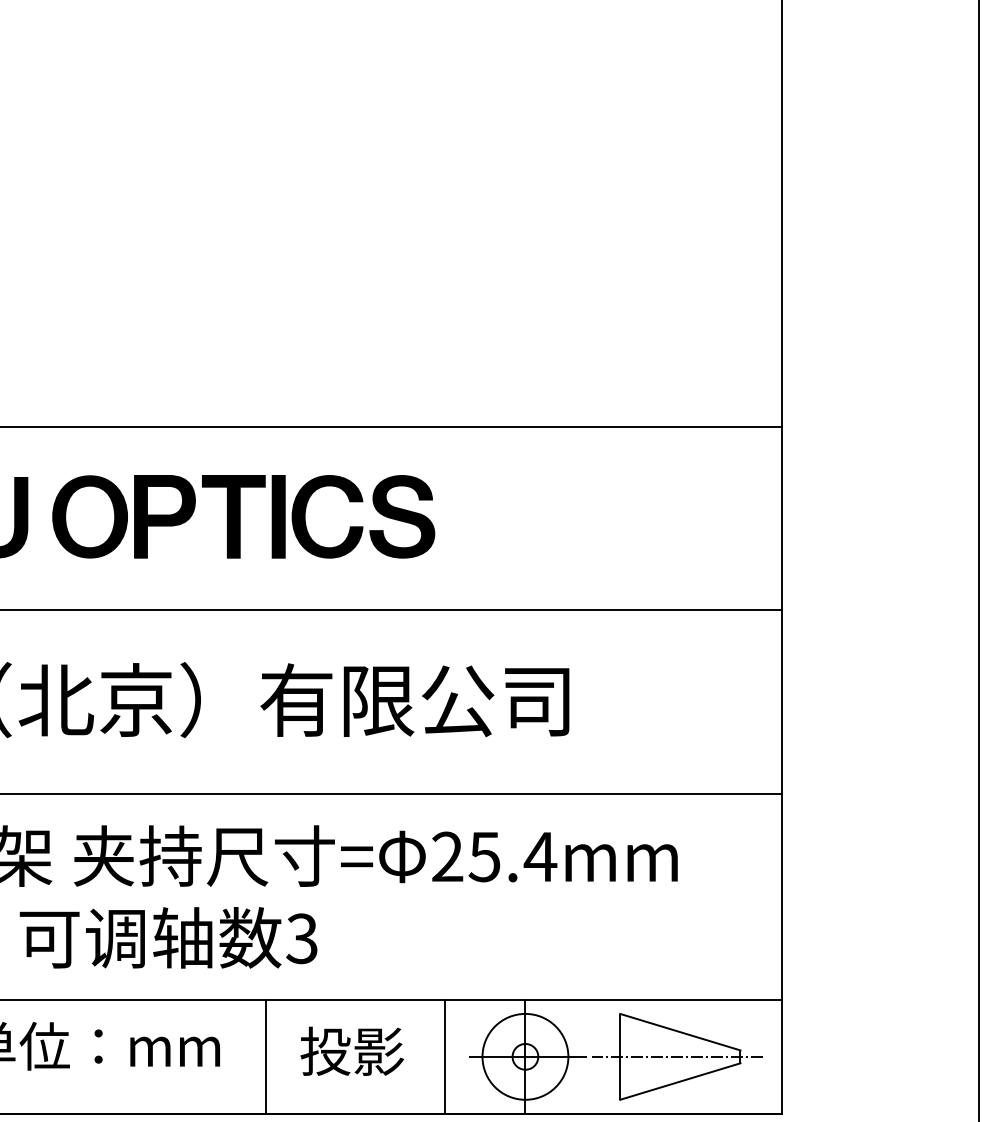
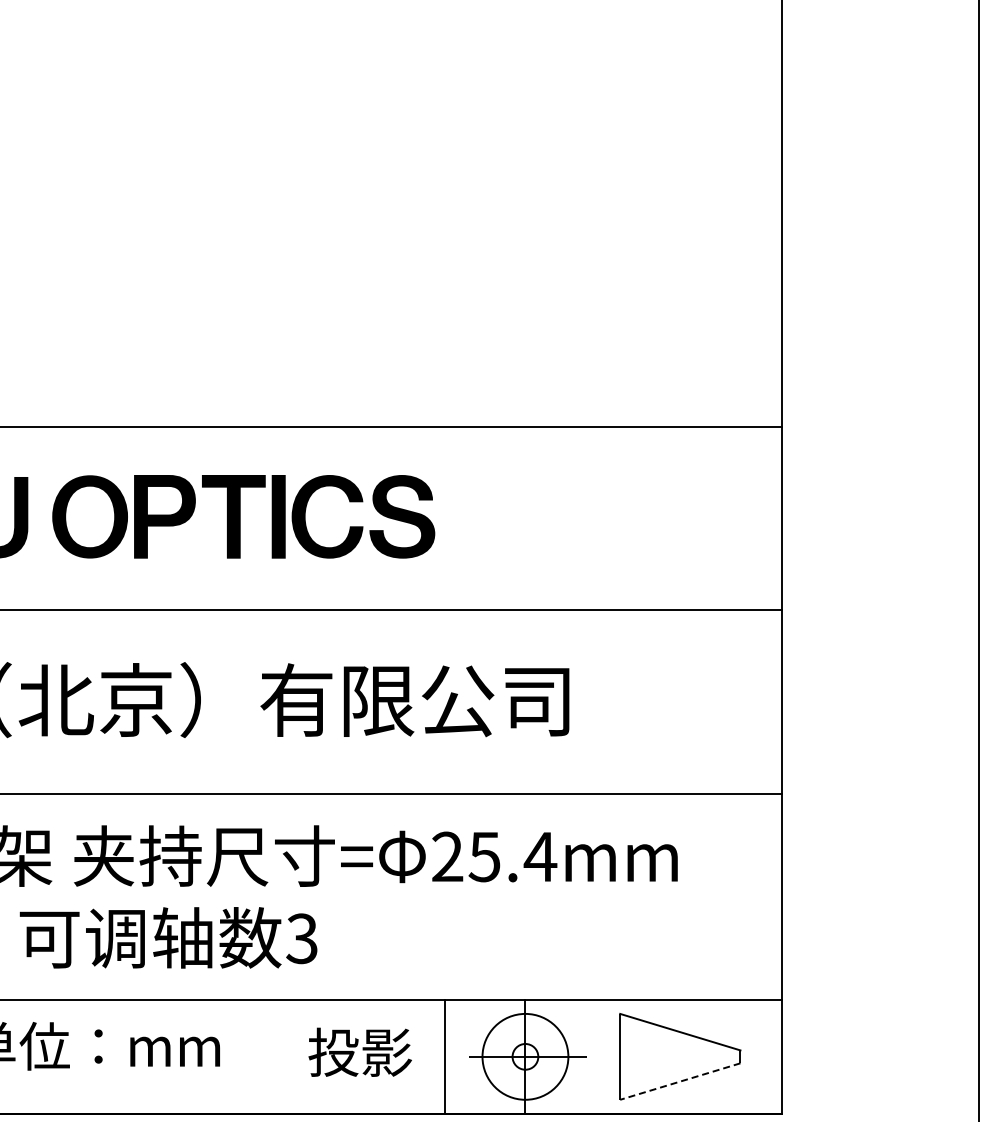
text position: (351, 1050) -> (359, 1051) (359, 1051)
line: present -> none (265, 1056)
line: present -> none (677, 1056)
line: solid -> dashed (680, 1081)
